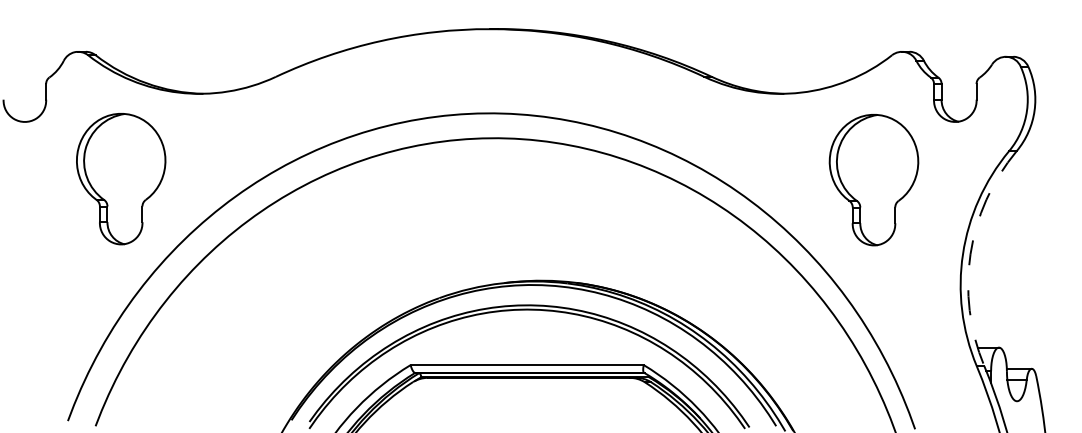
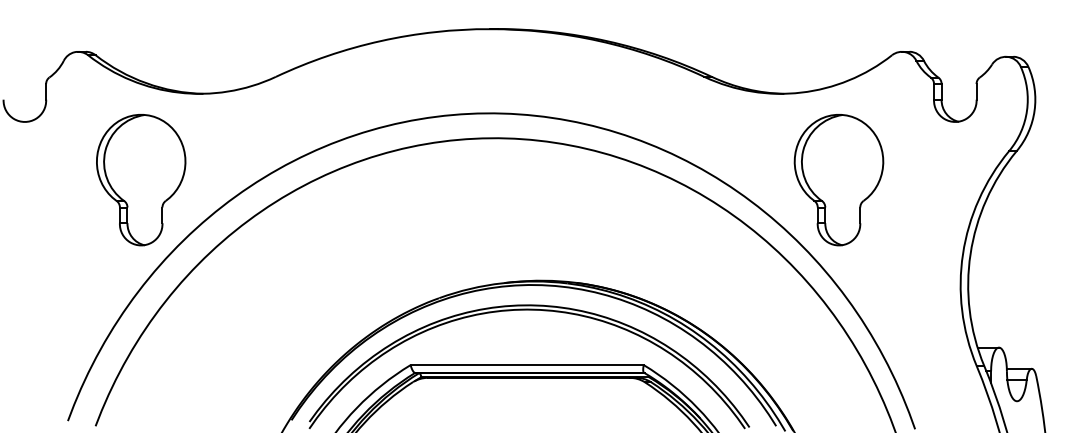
part position: (121, 179) -> (141, 180) (141, 180)
part position: (873, 180) -> (838, 180) (838, 180)
arc: dashed -> solid (970, 254)
